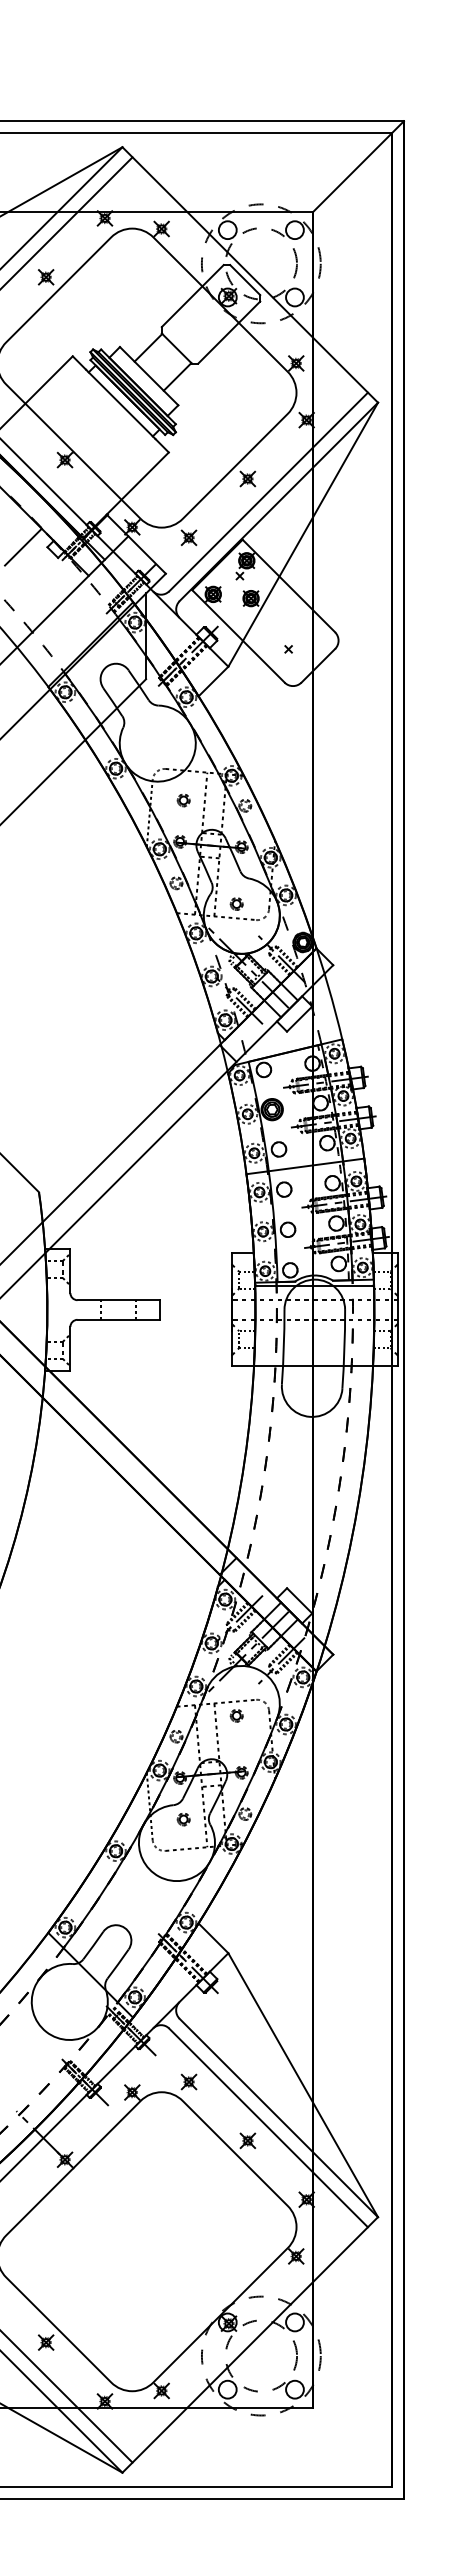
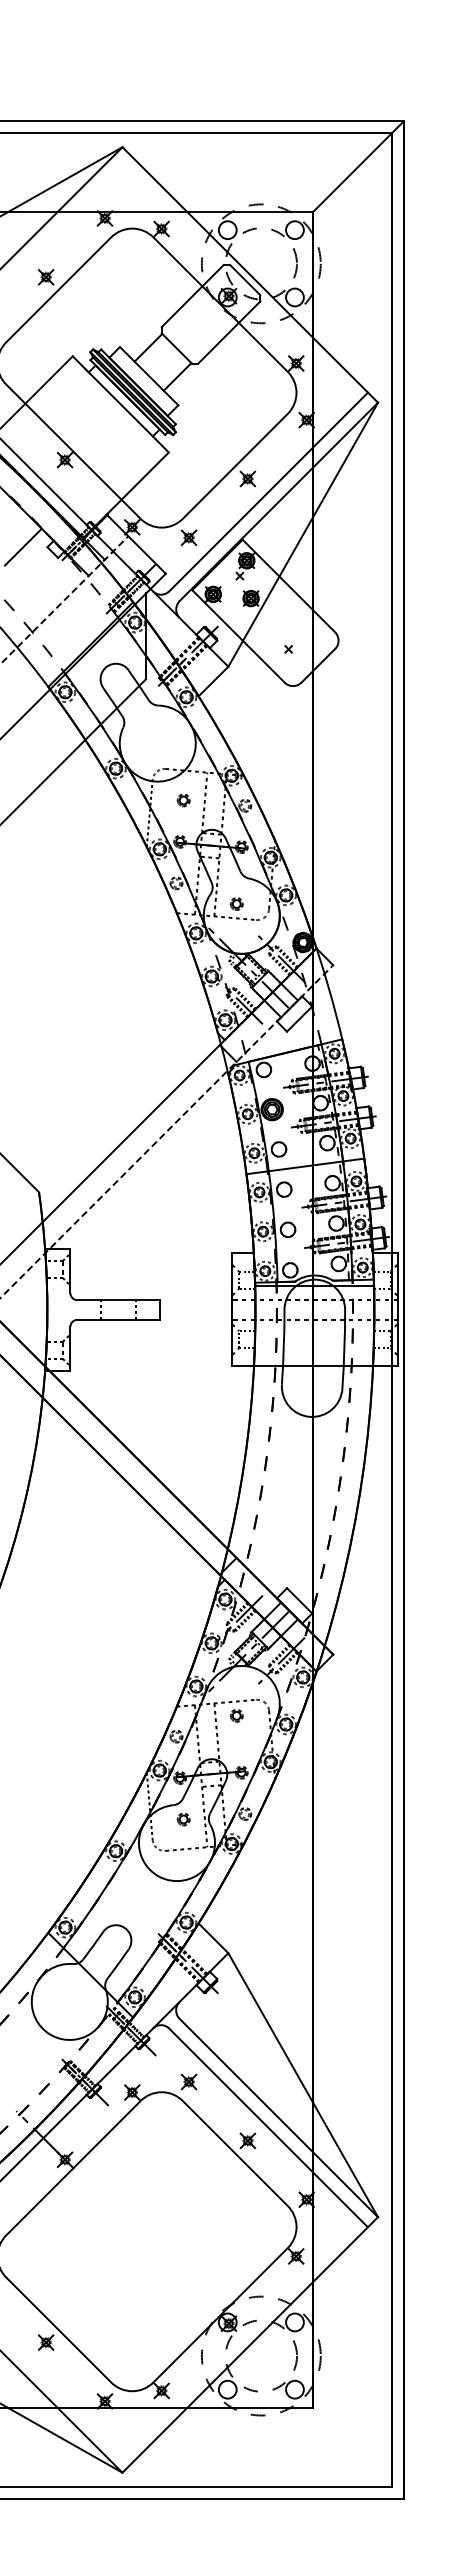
line: present -> none (67, 222)
line: solid -> dashed (64, 599)
line: solid -> dashed (167, 1131)
line: present -> none (67, 2397)
